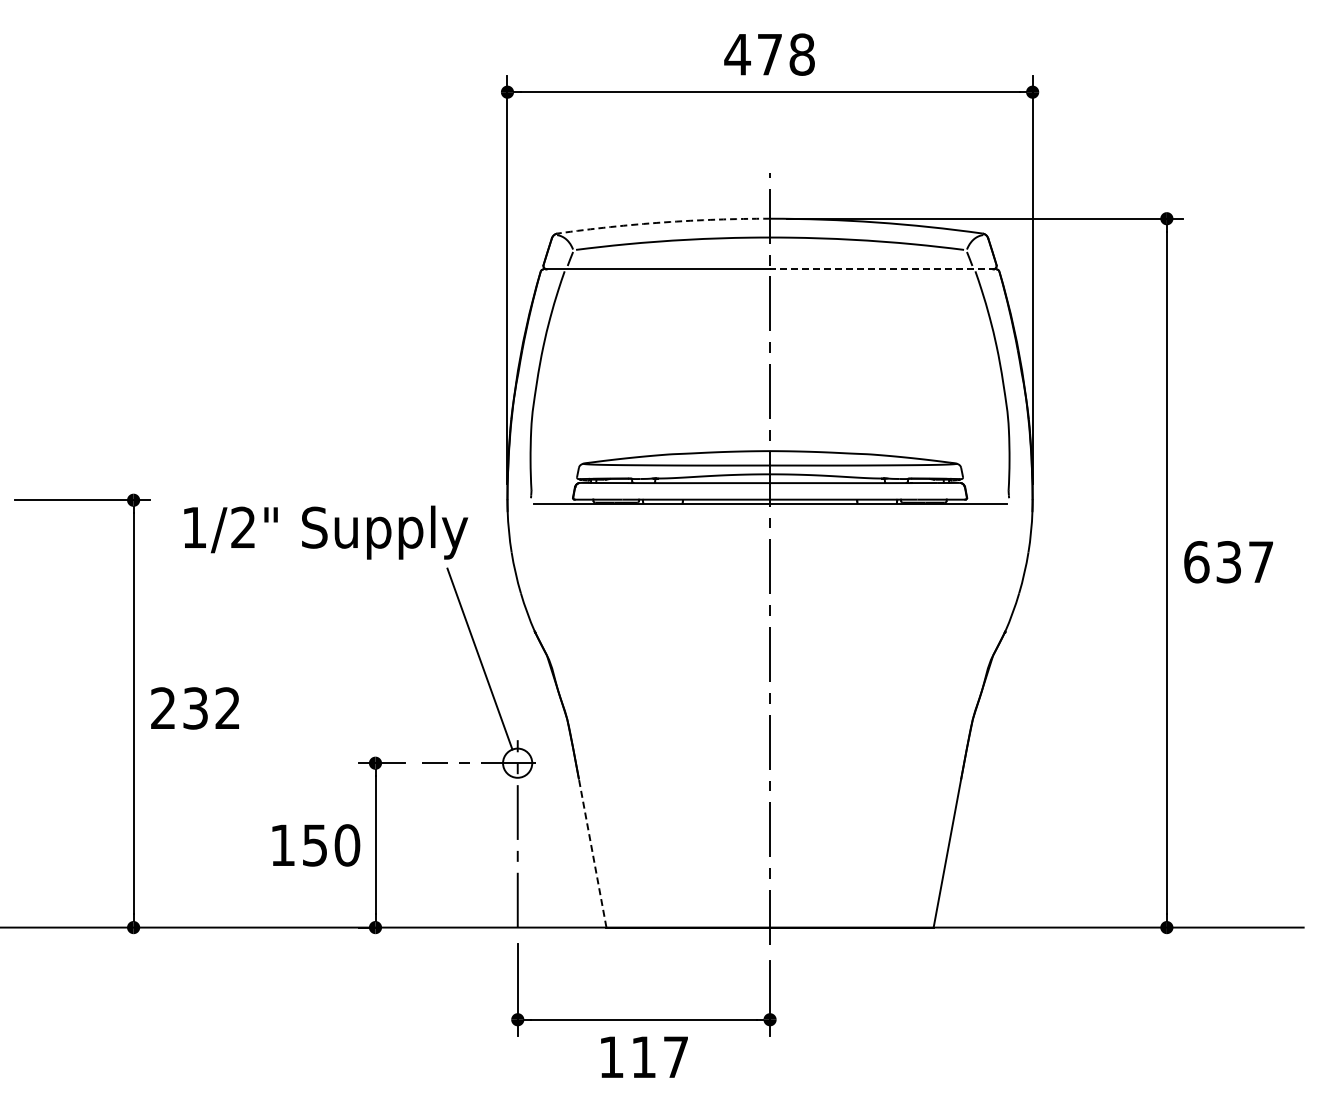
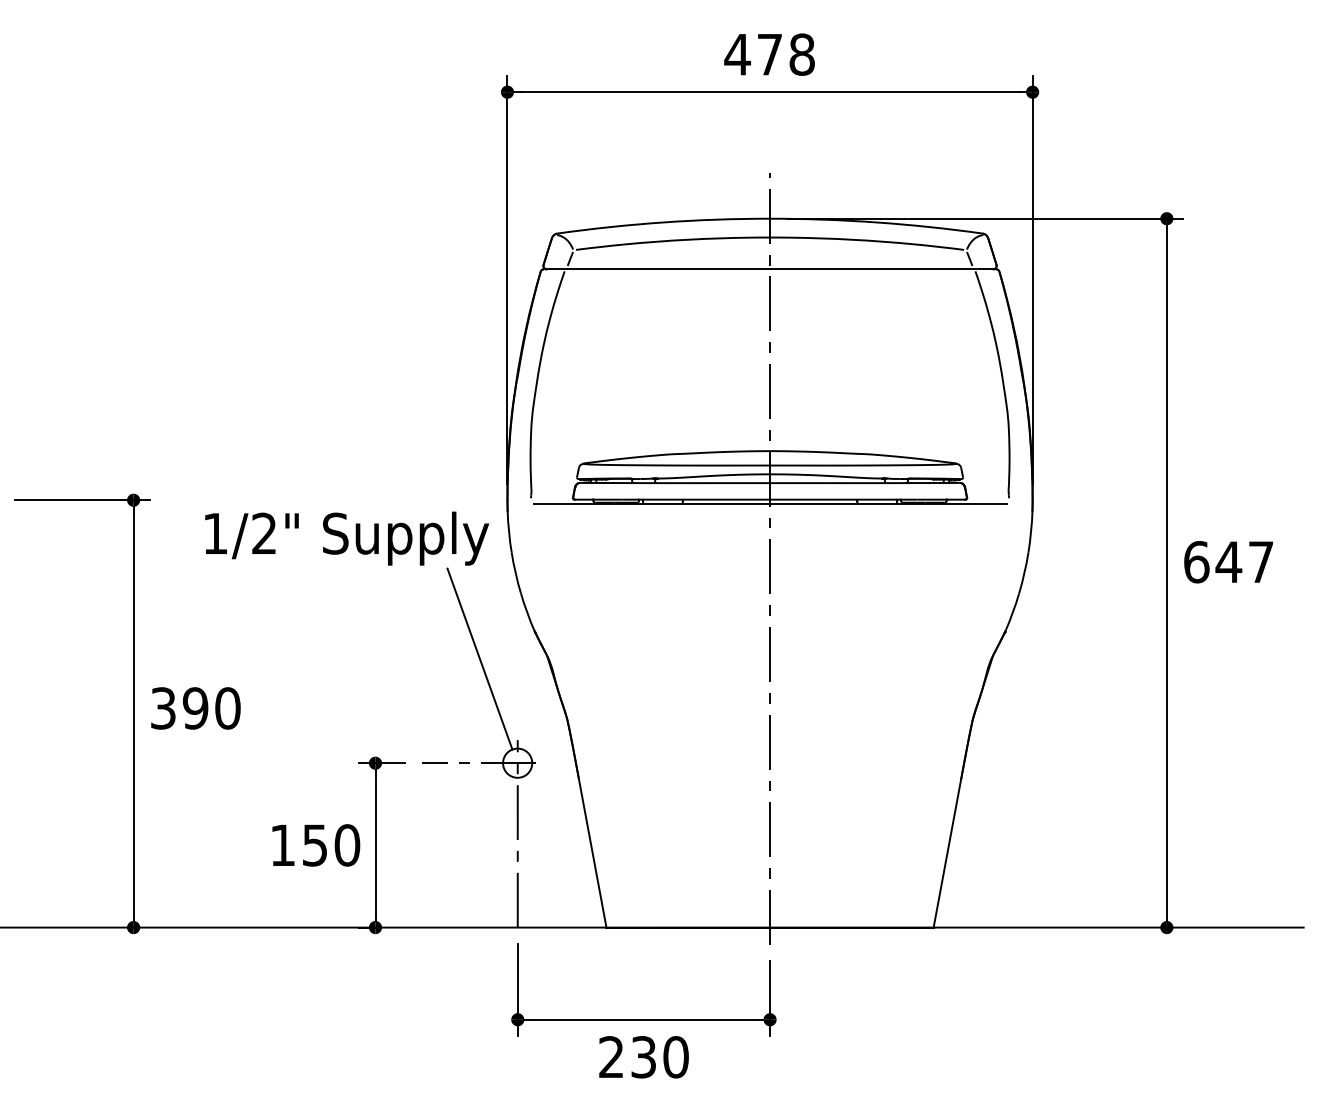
arc: dashed -> solid (663, 222)
line: dashed -> solid (882, 269)
text position: (326, 532) -> (347, 538) (347, 538)
text: 637 -> 647 (1228, 562)
text: 232 -> 390 (195, 708)
line: dashed -> solid (592, 853)
text: 117 -> 230 (643, 1057)
